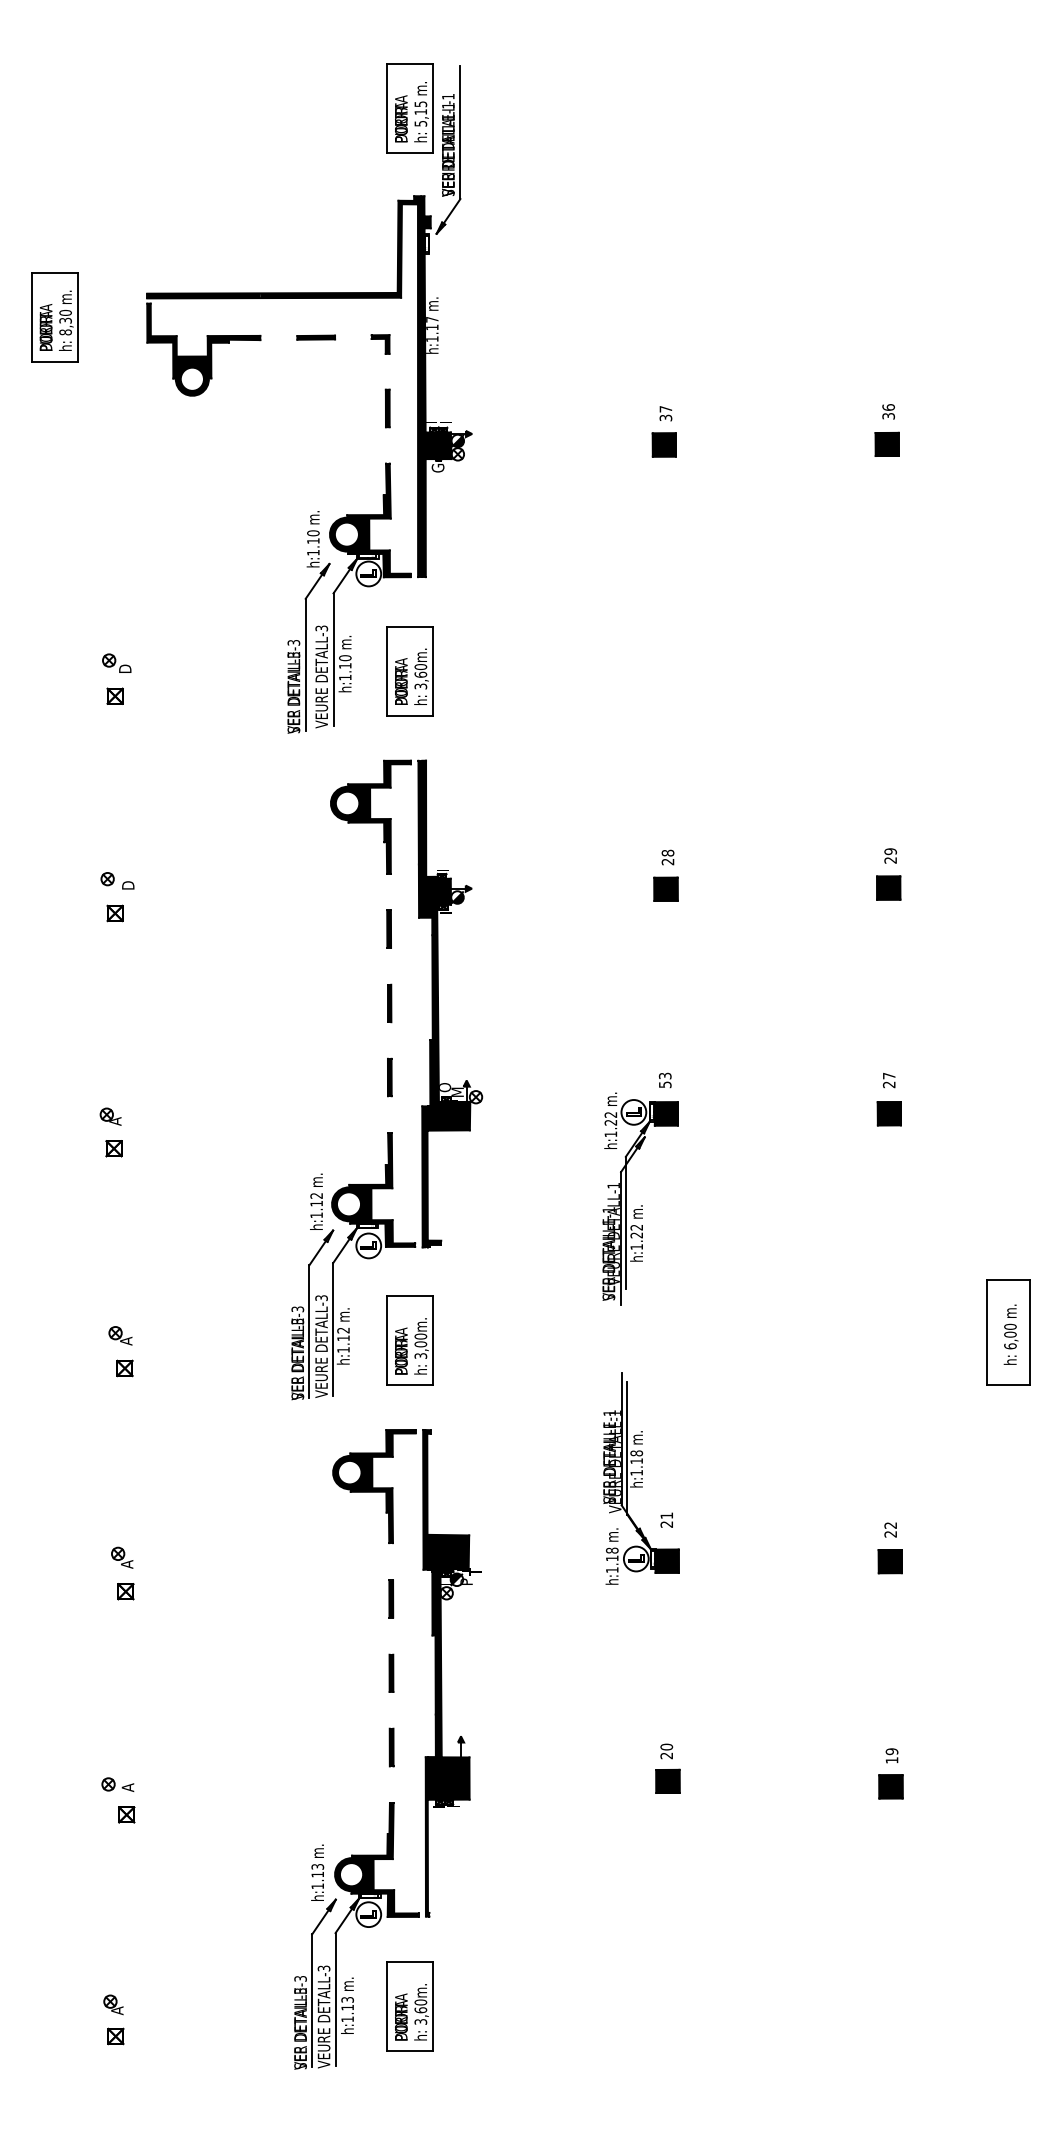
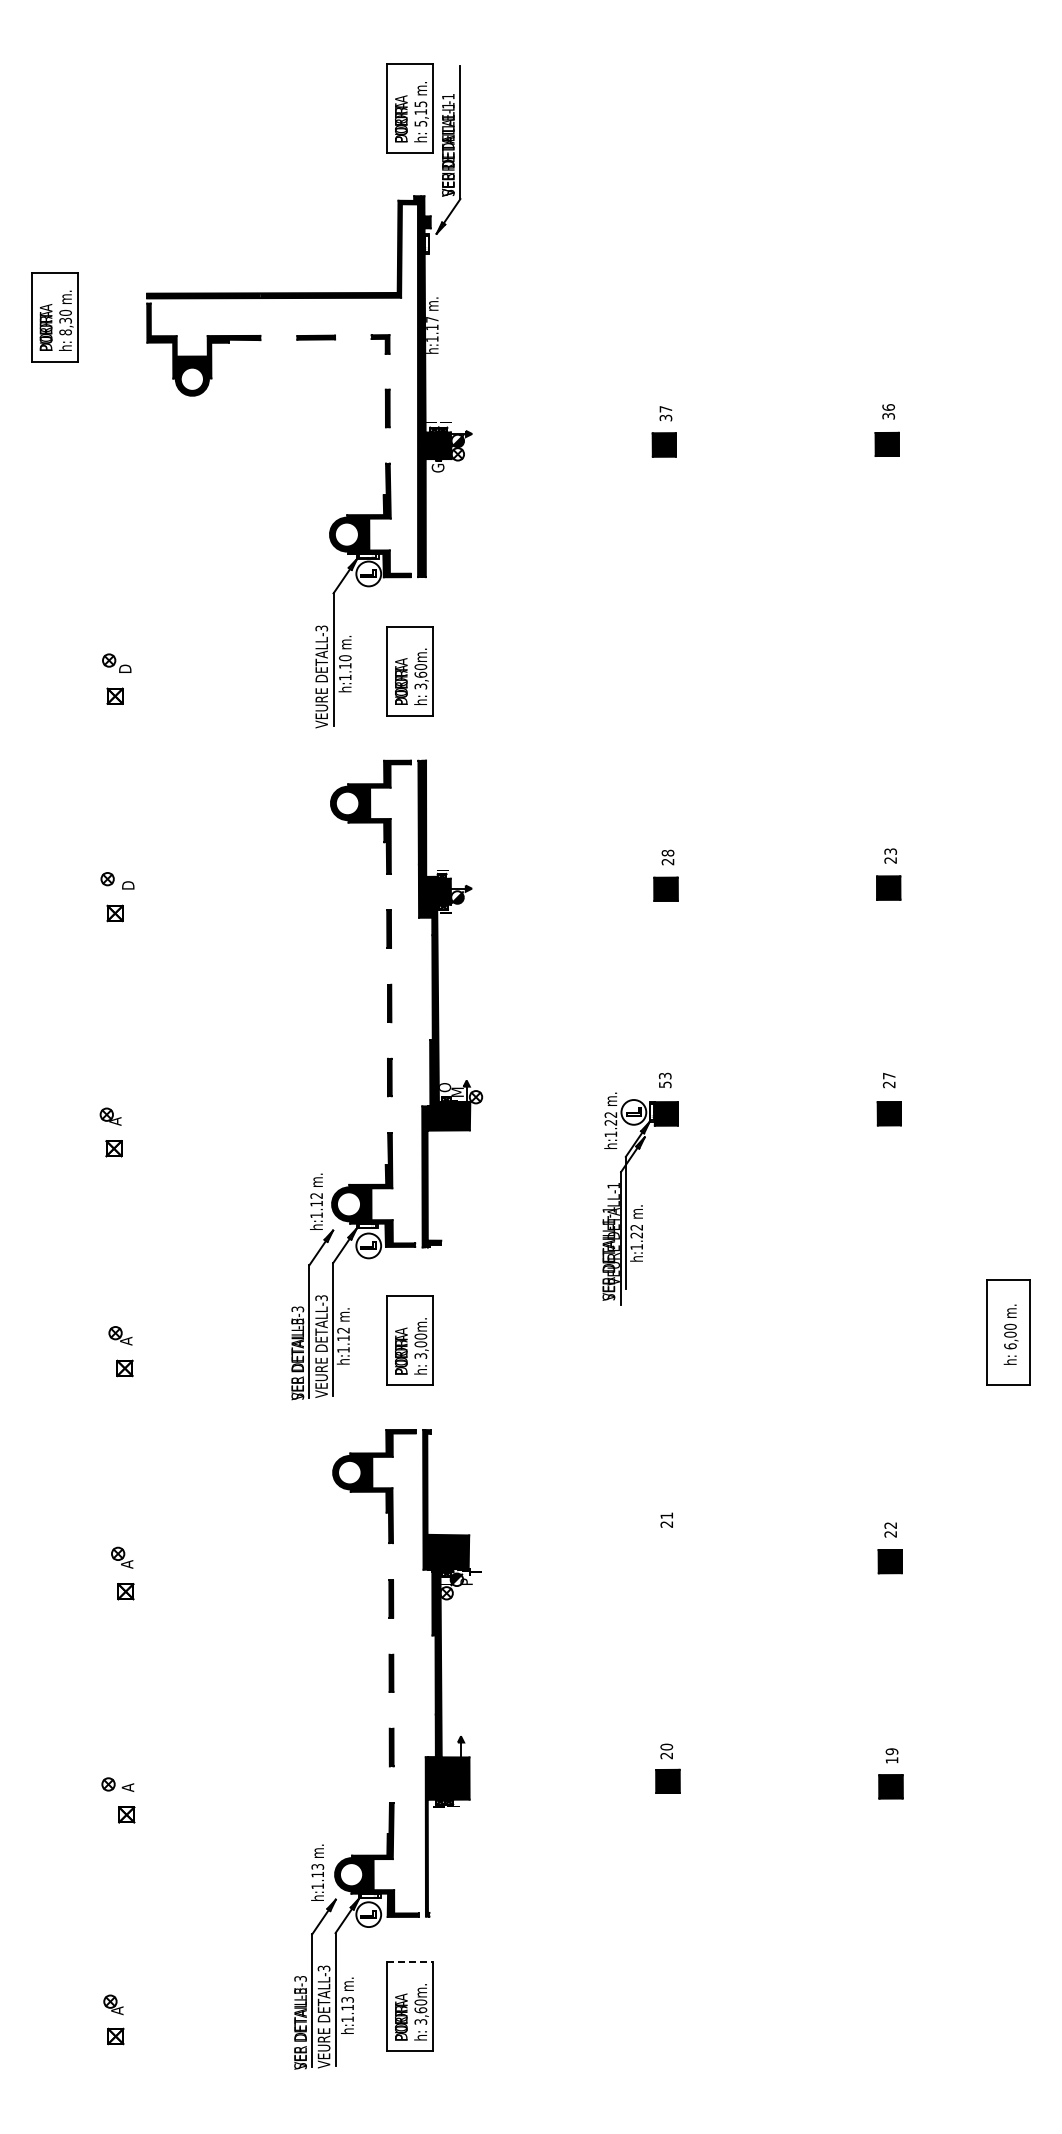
part: present -> none (308, 622)
text: 29 -> 23 (890, 851)
part: present -> none (641, 1478)
line: solid -> dashed (410, 1962)
